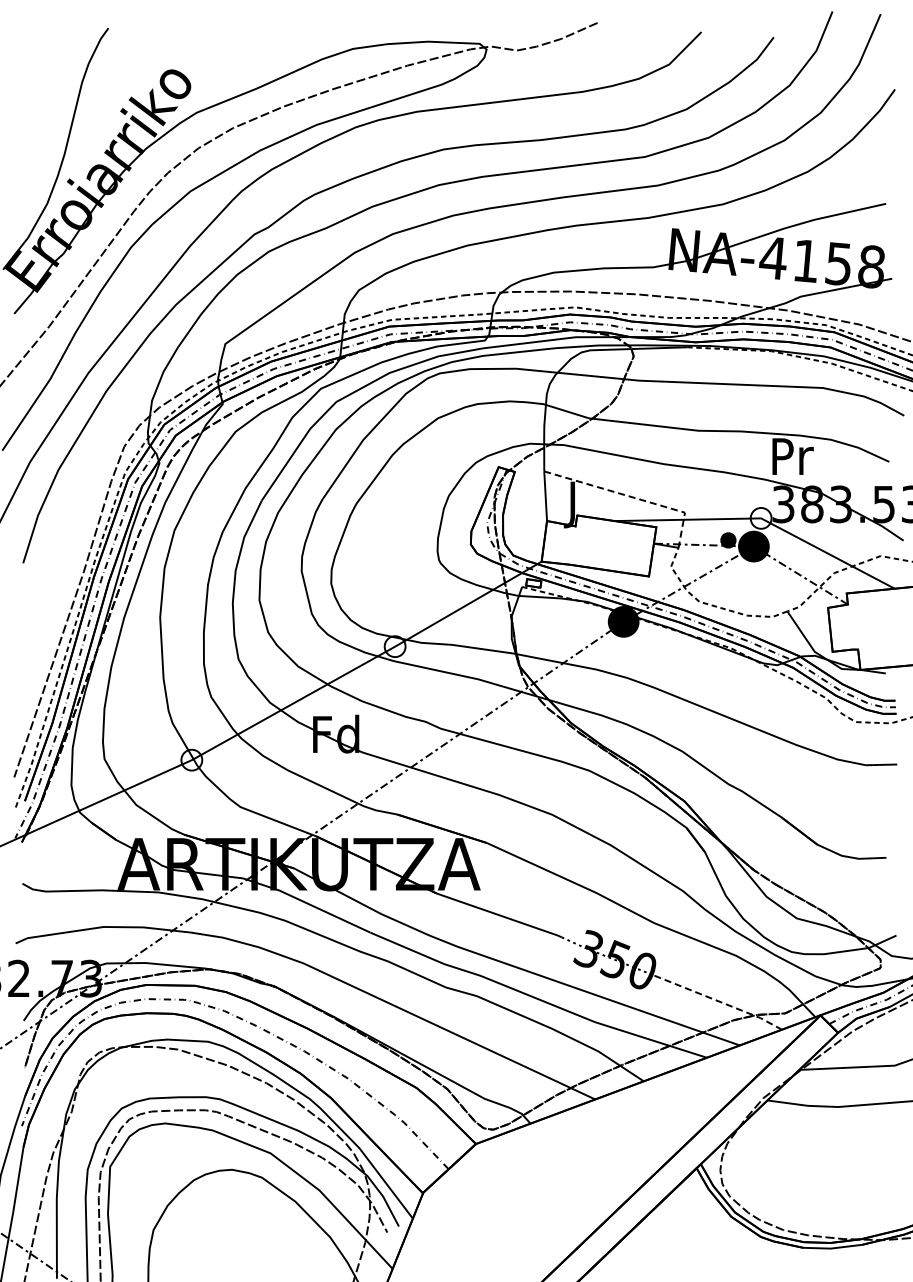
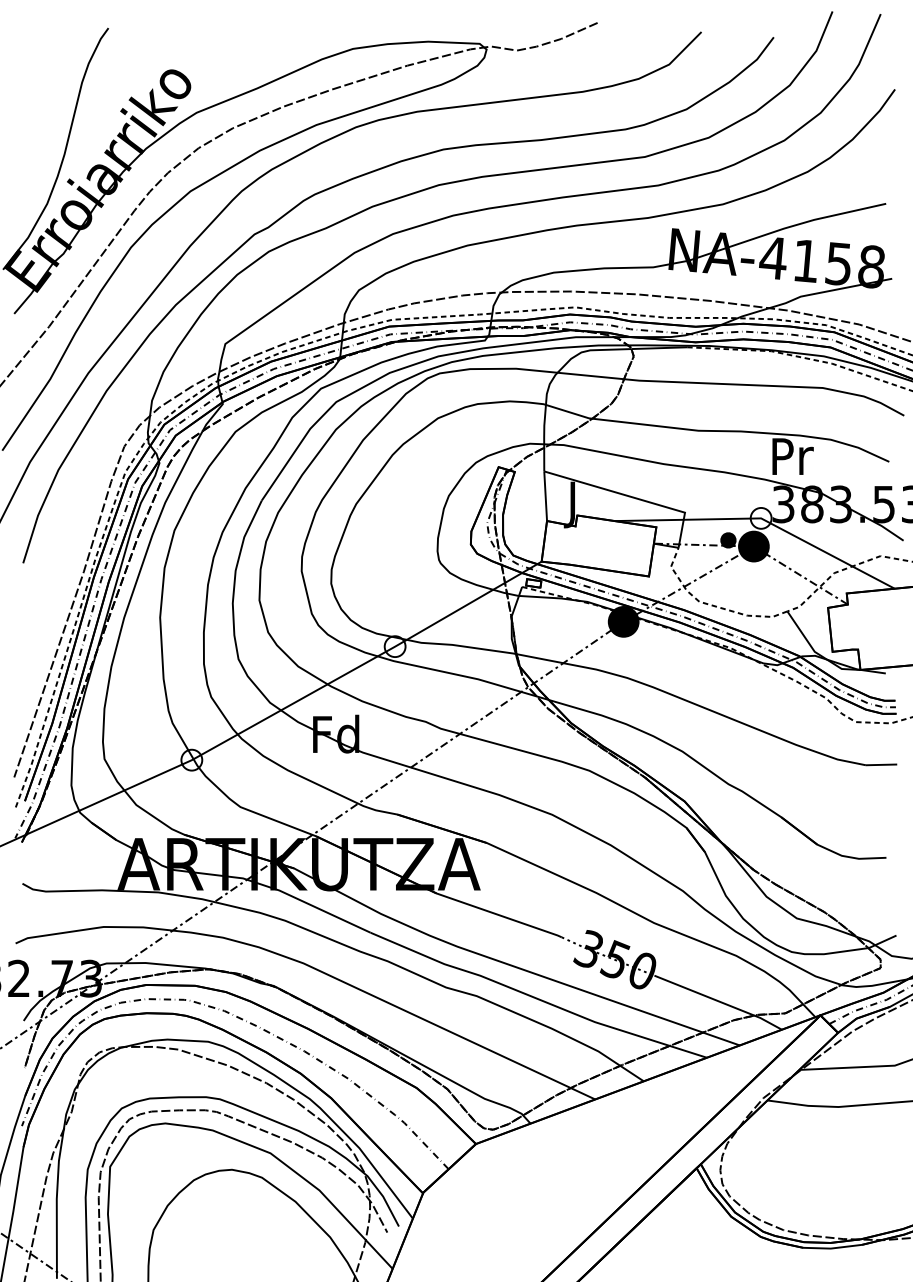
line: dashed -> solid (632, 497)
line: dashed -> solid (719, 1001)
